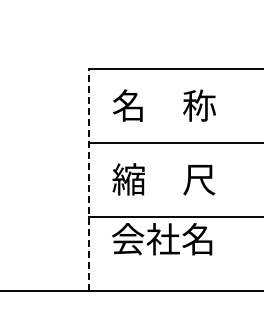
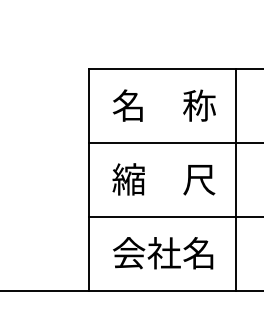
line: dashed -> solid (88, 179)
line: none -> present (236, 179)
text position: (162, 239) -> (163, 253) (163, 253)
